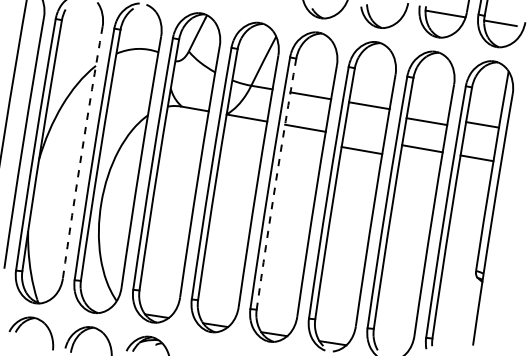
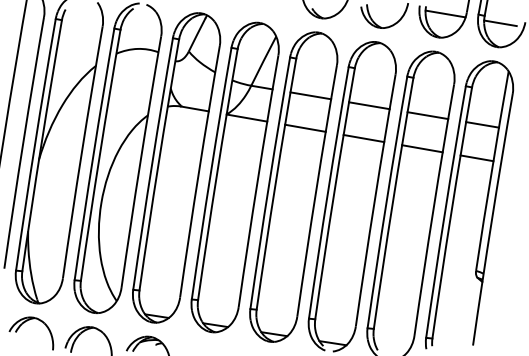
line position: (426, 121) -> (427, 115) (427, 115)
line position: (361, 150) -> (363, 138) (363, 138)
arc: dashed -> solid (81, 152)
arc: dashed -> solid (275, 184)
